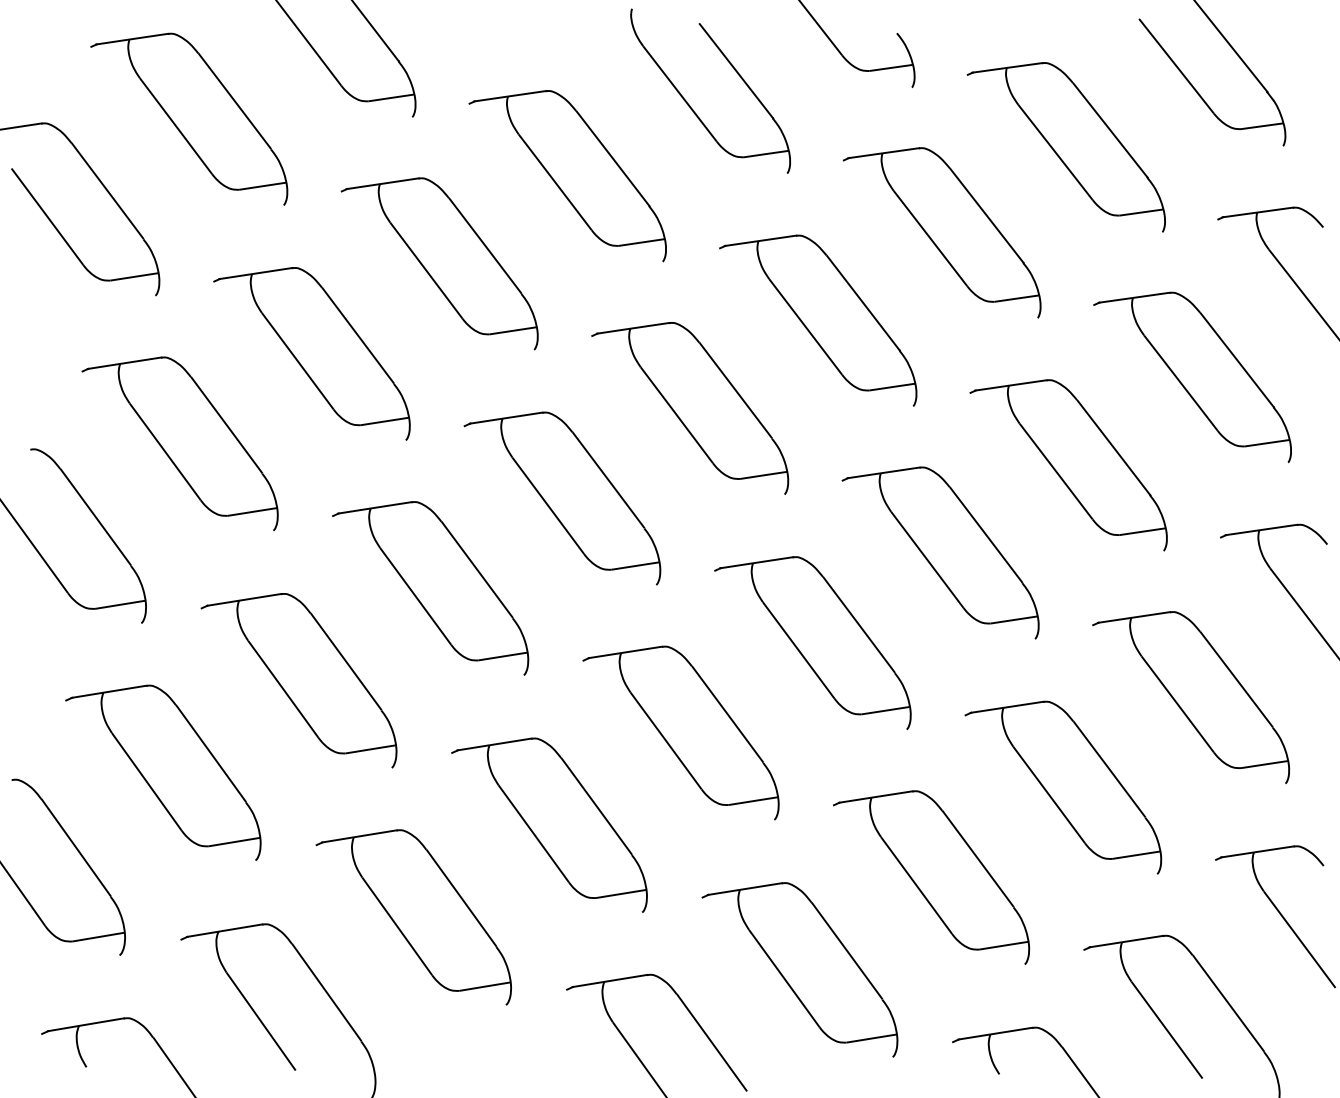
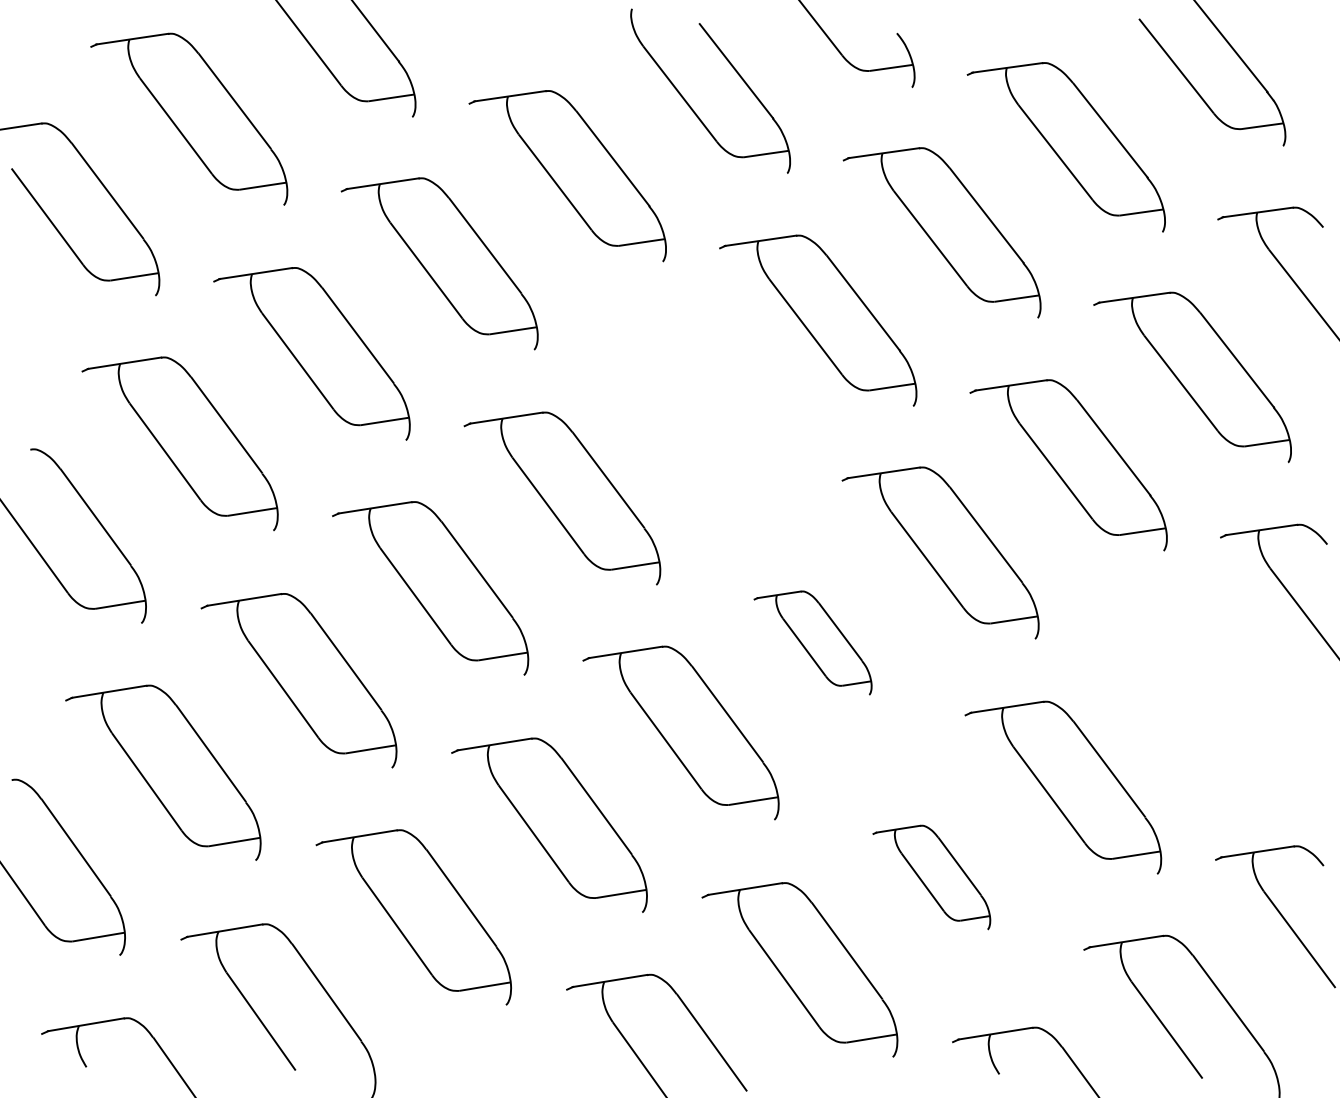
part: present -> none (690, 408)
part size: 198x174 px -> 120x106 px (812, 642)
part: present -> none (1191, 697)
part size: 198x175 px -> 120x107 px (931, 877)
